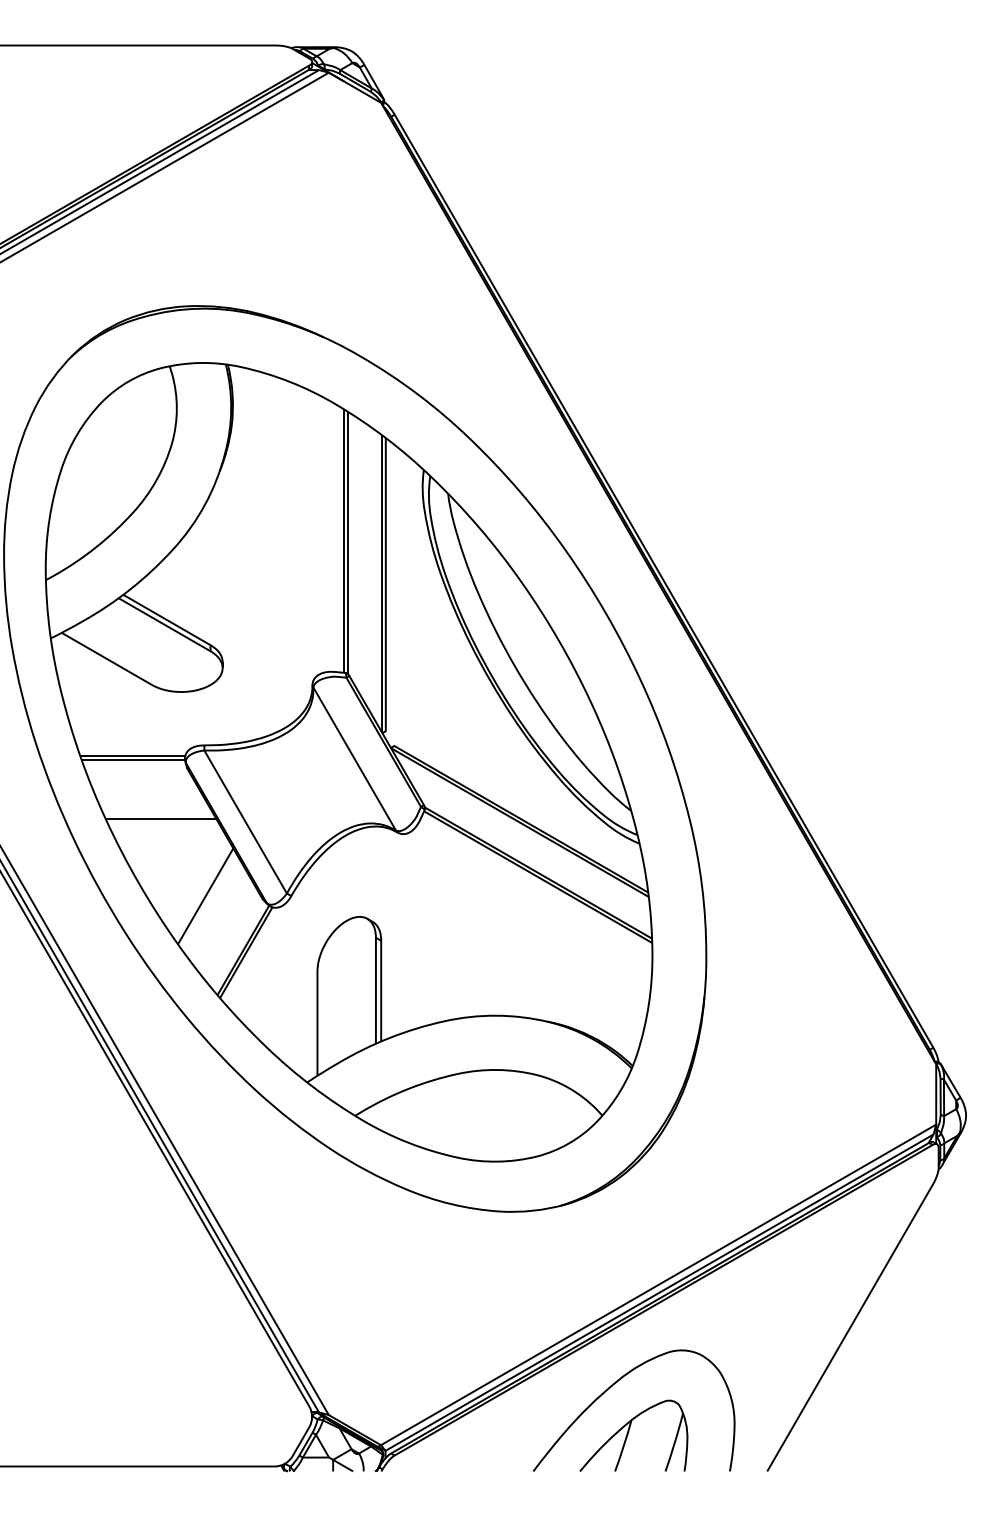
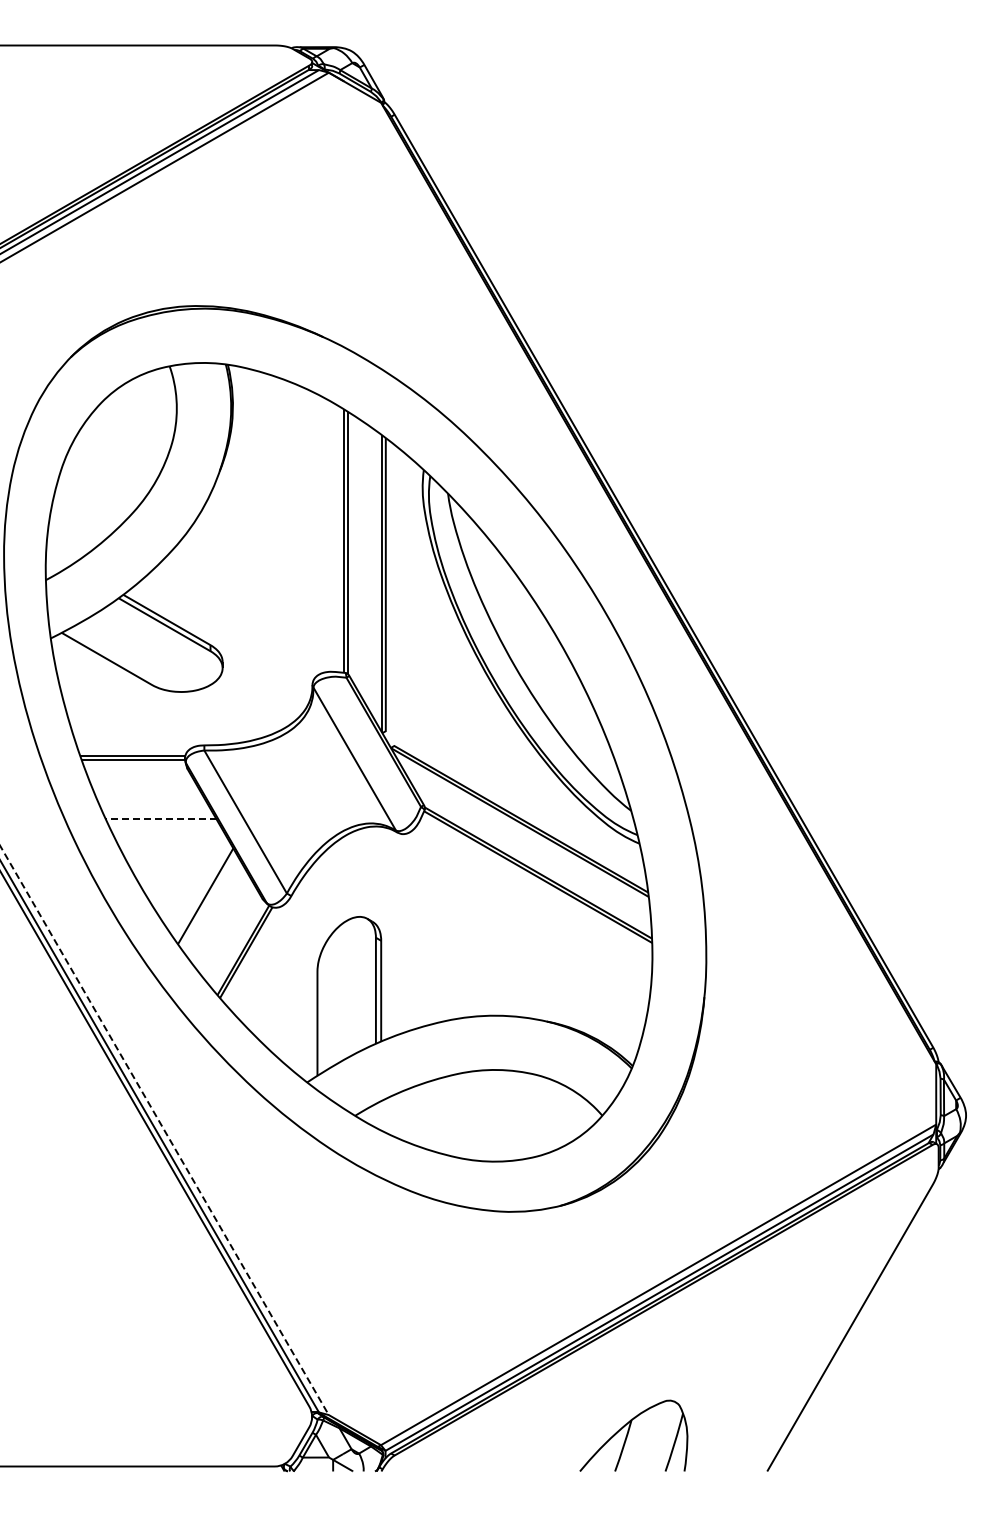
line: solid -> dashed (160, 819)
line: solid -> dashed (164, 1130)
curve: present -> none (611, 1387)
